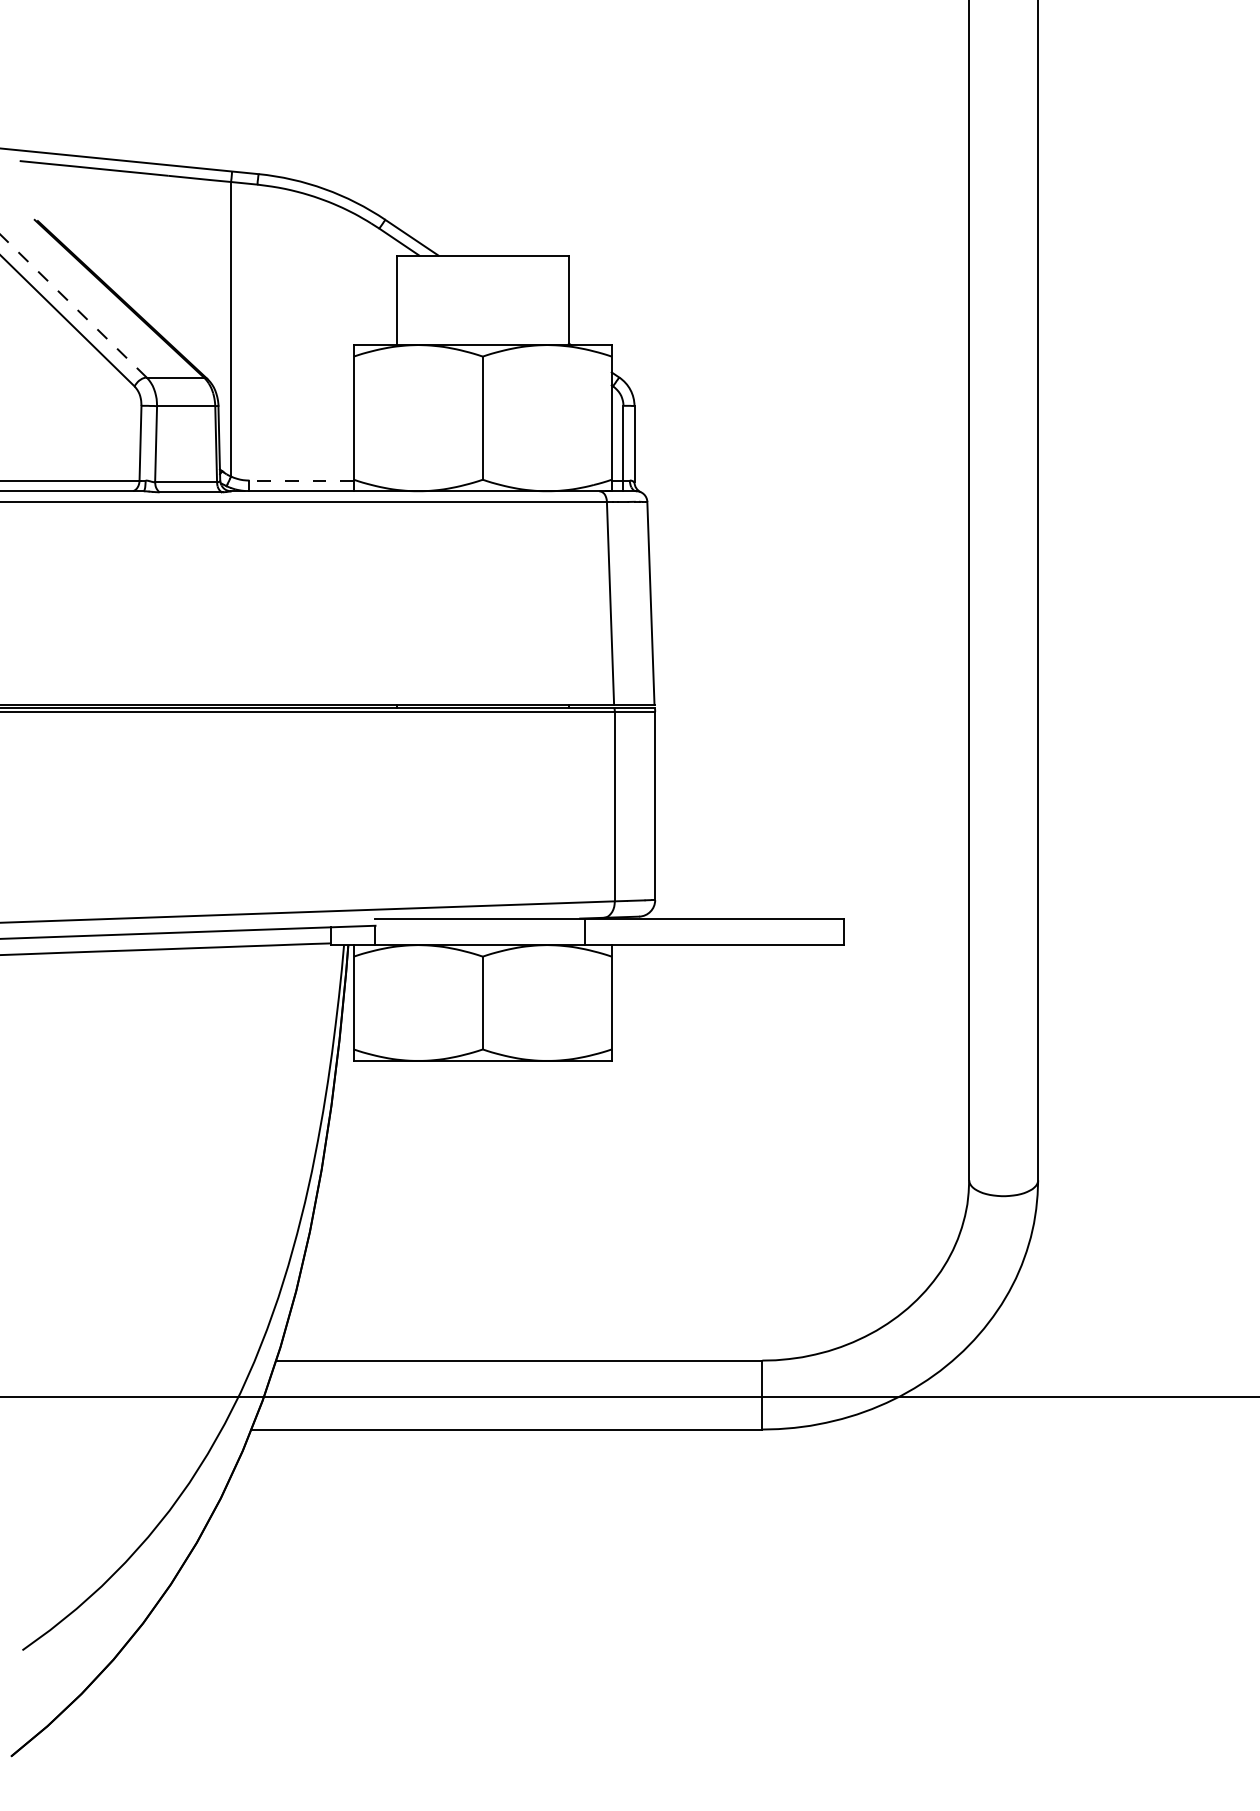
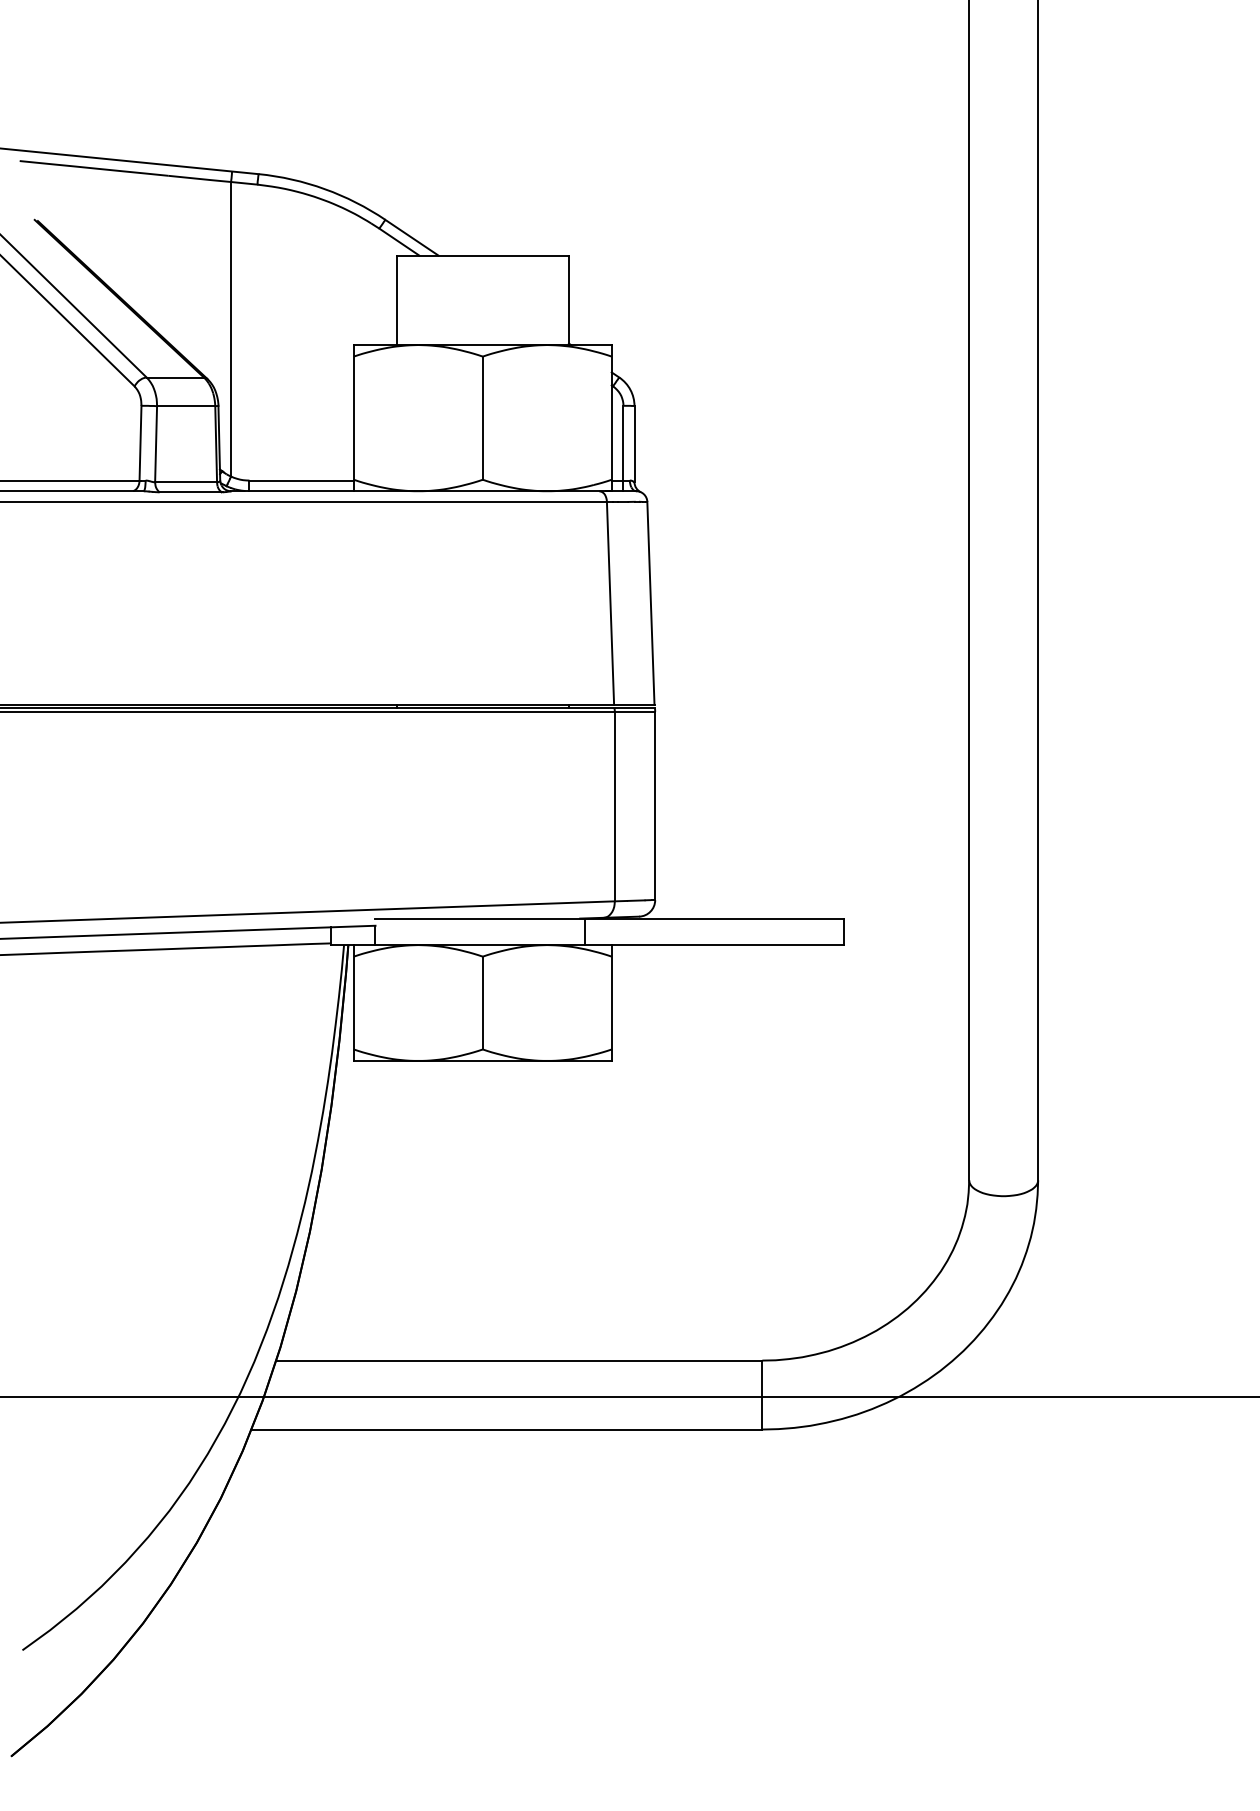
line: dashed -> solid (73, 305)
line: dashed -> solid (301, 480)
